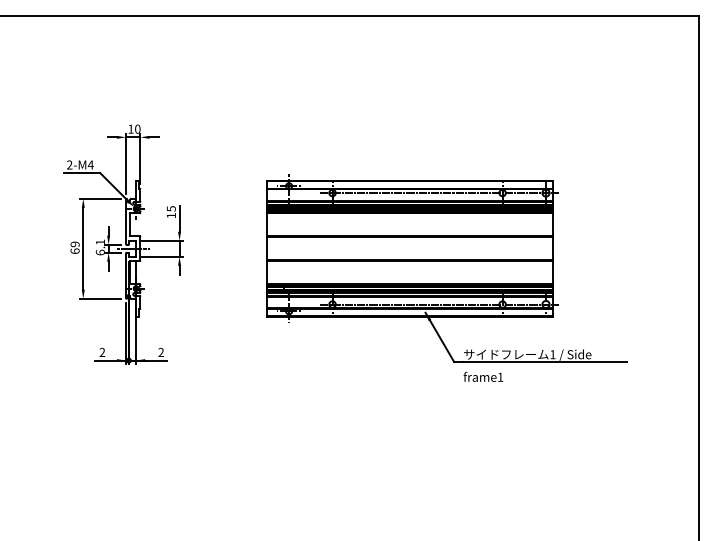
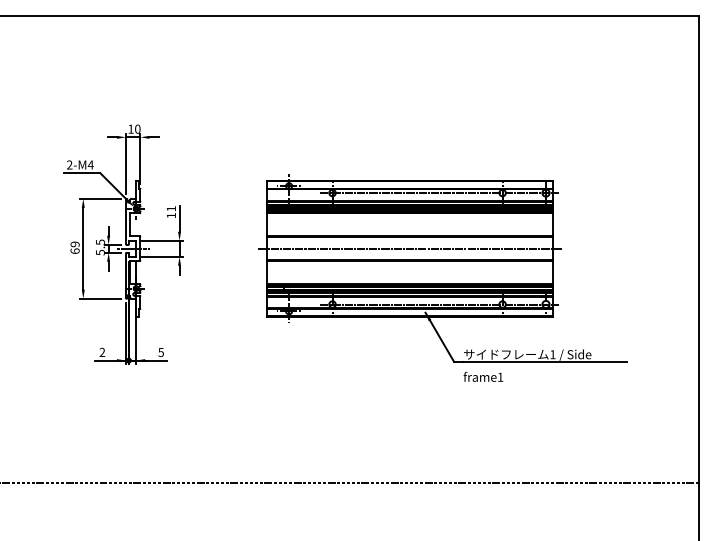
text: 15 -> 11 (170, 208)
text: 6.1 -> 5.5 (100, 247)
line: none -> present (410, 248)
text: 2 -> 5 (160, 352)
line: none -> present (350, 482)
